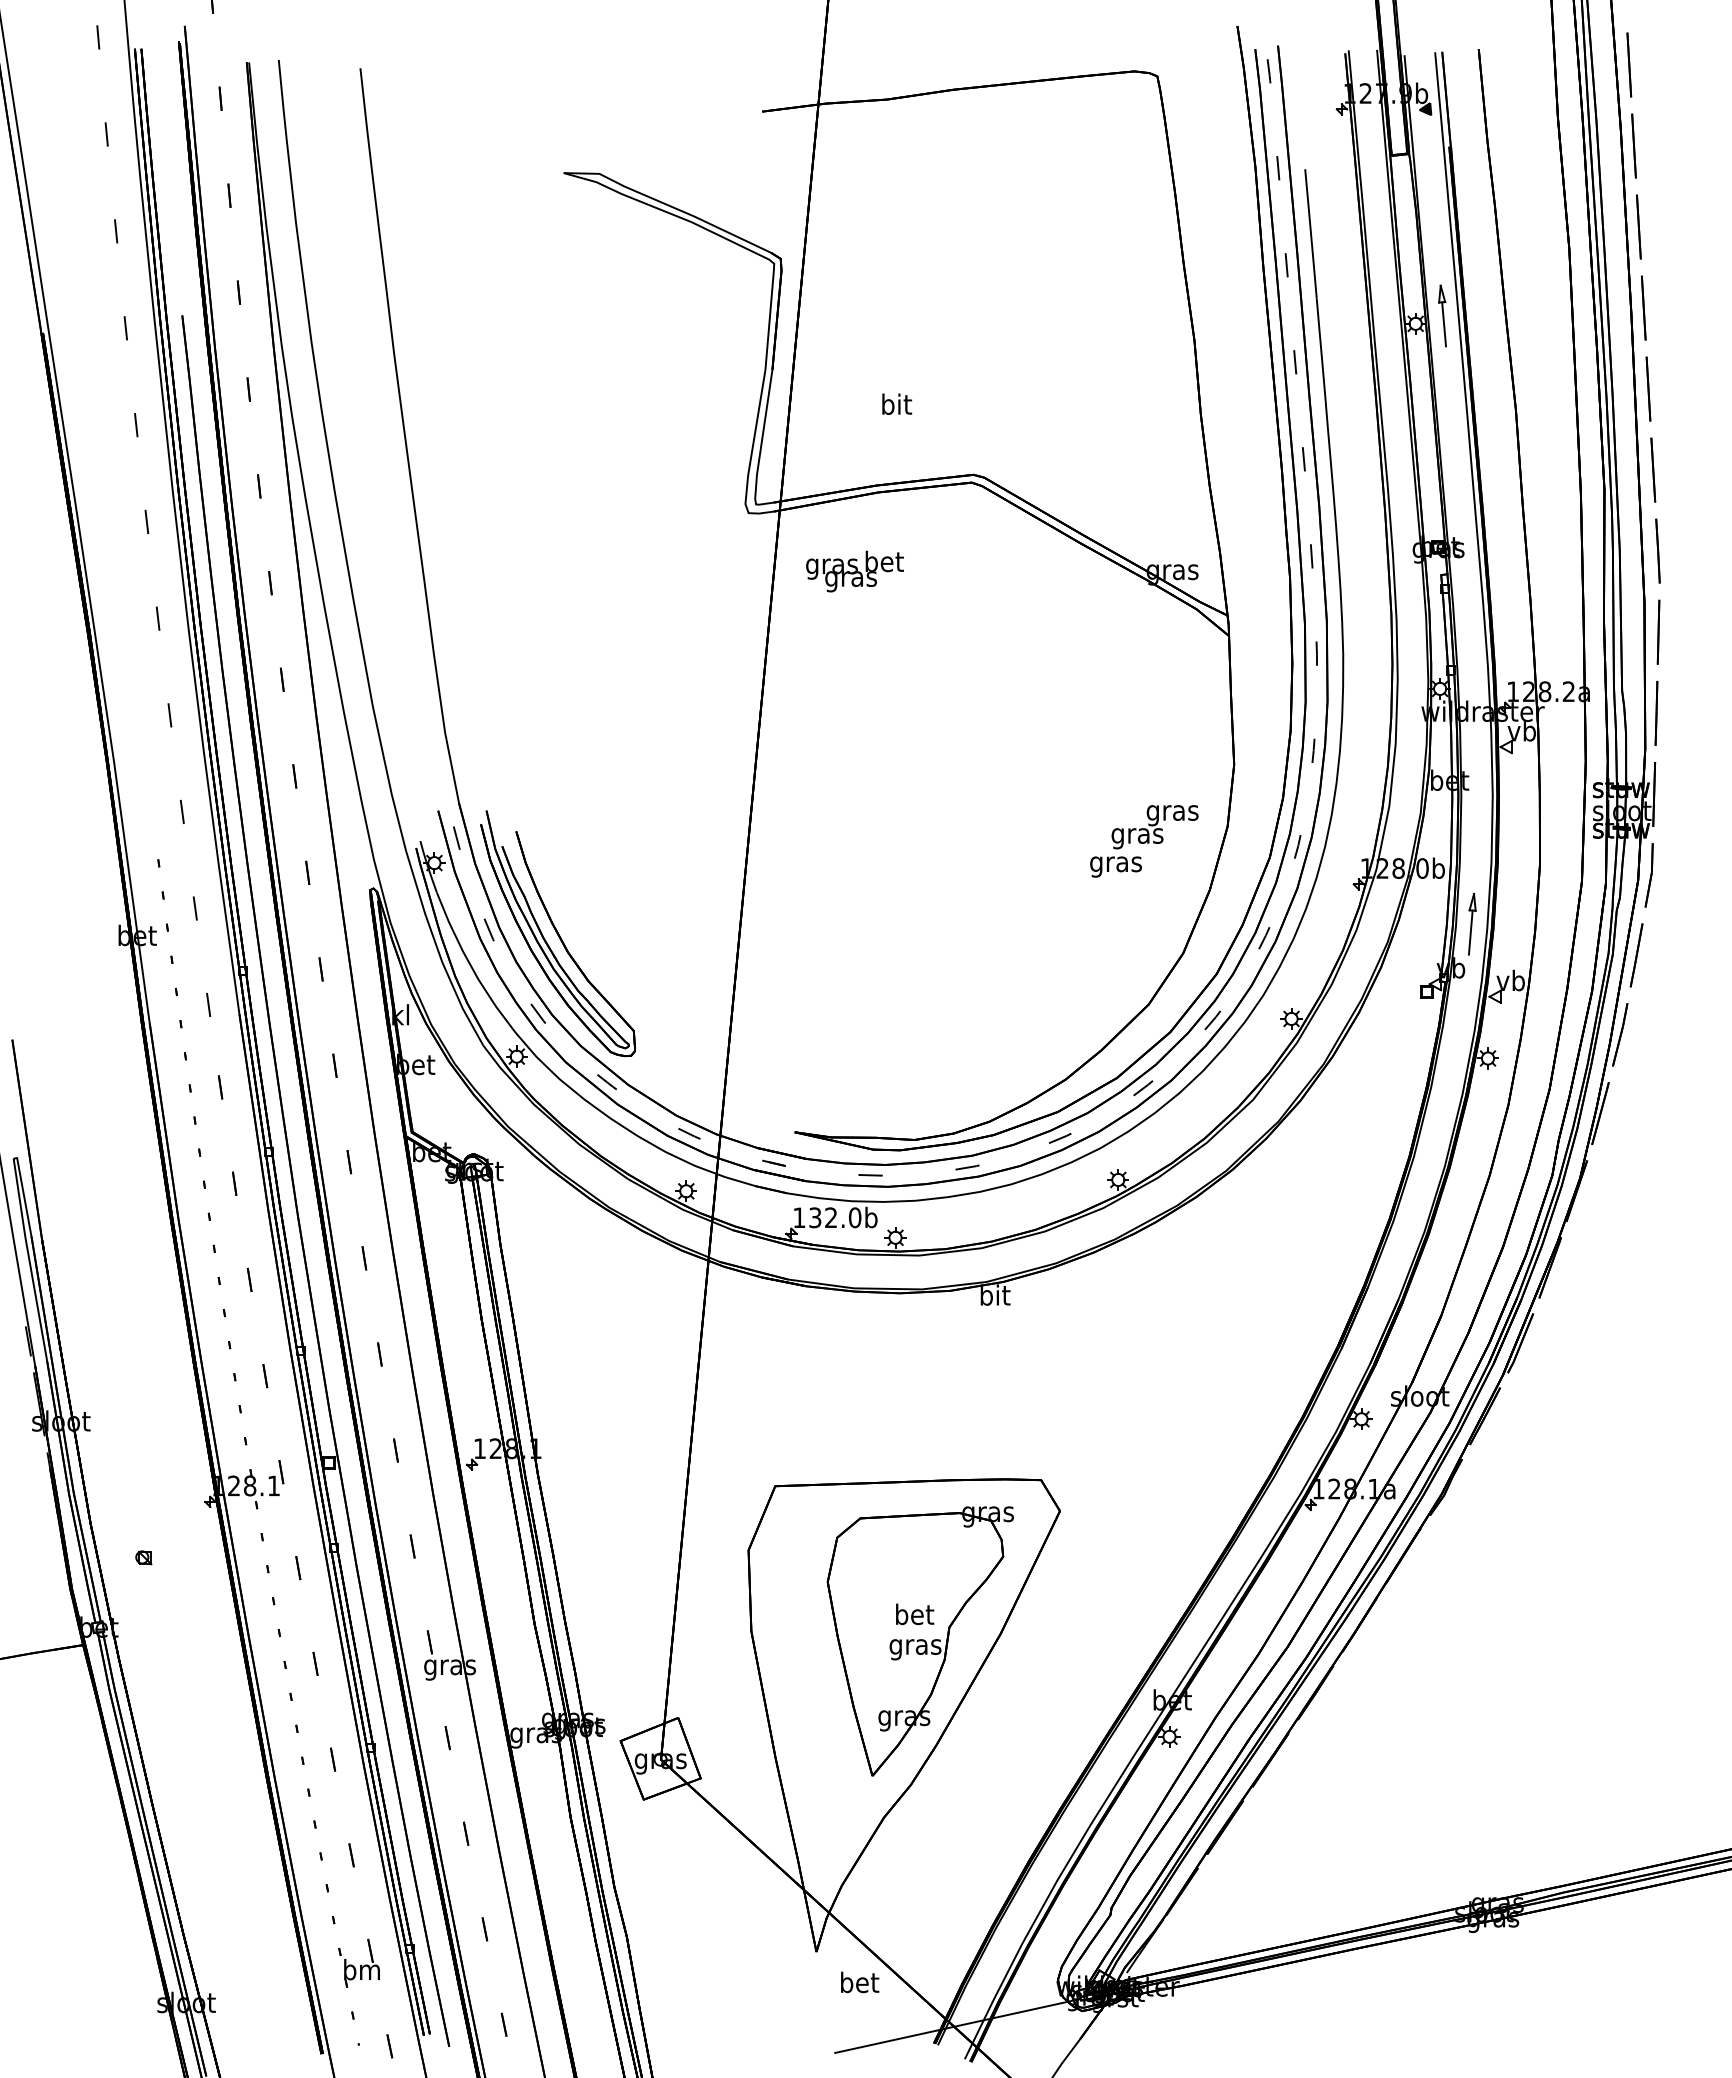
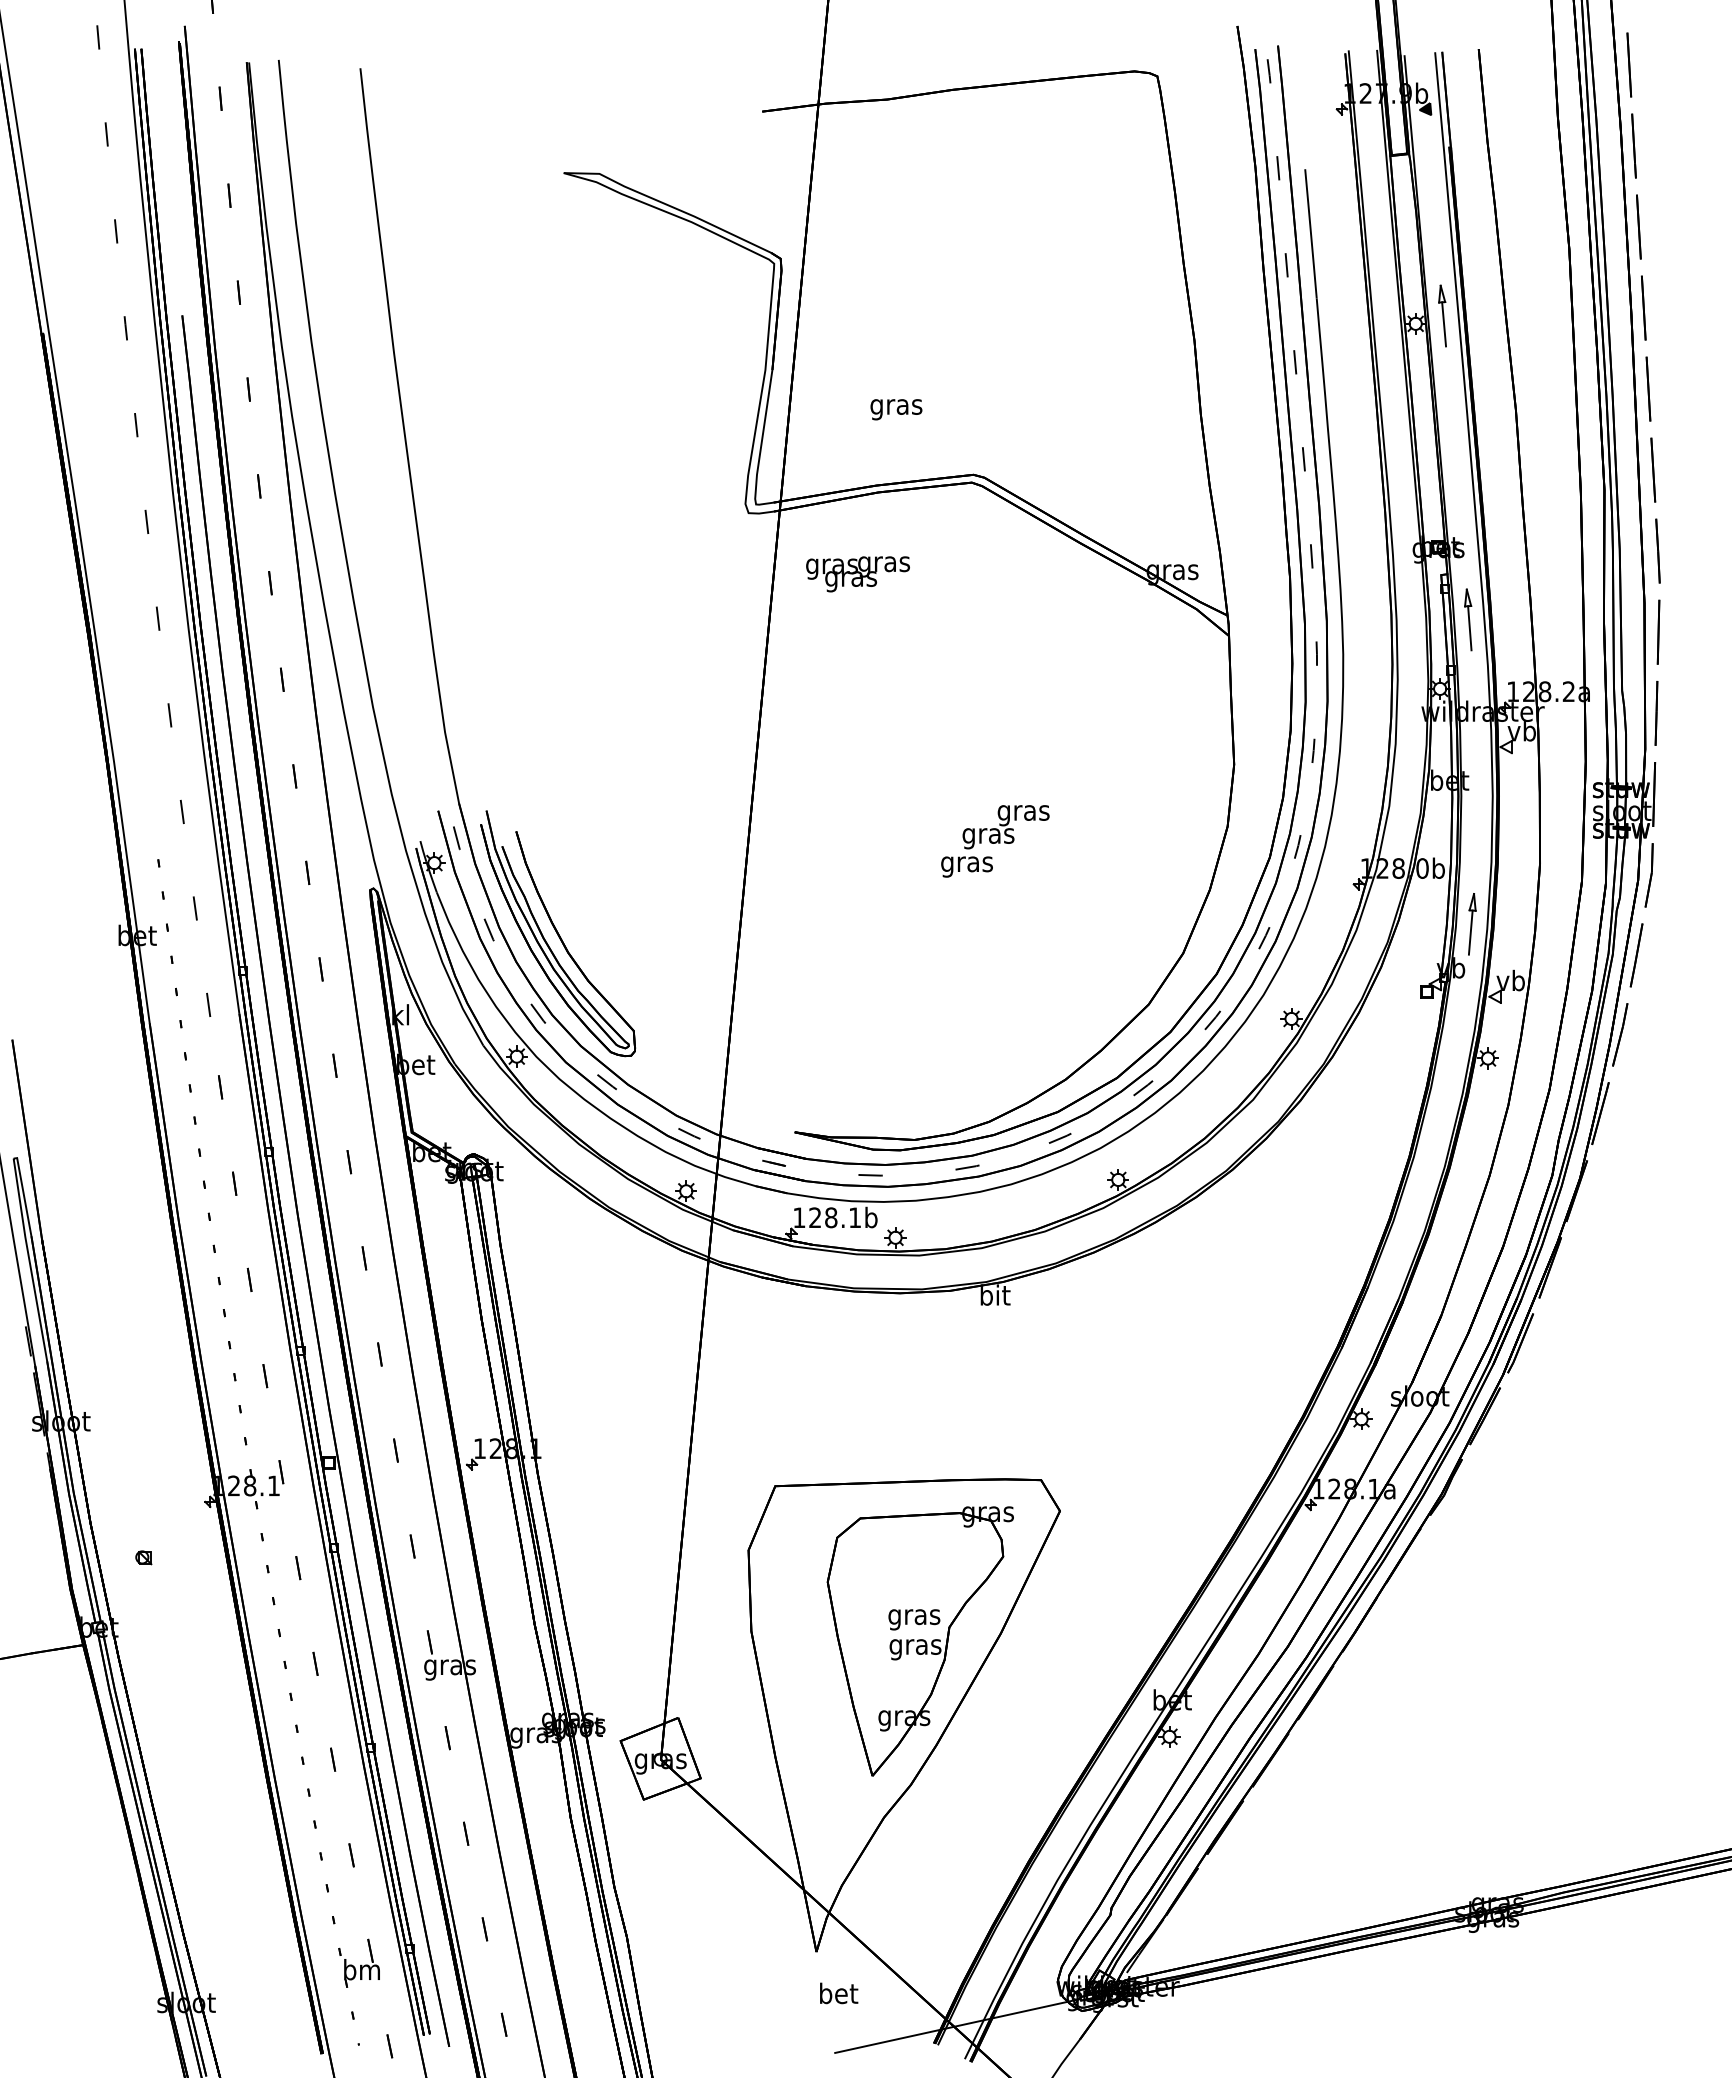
text: bit -> gras (896, 406)
text: bet -> gras (883, 563)
part: none -> present (1468, 619)
text position: (1144, 841) -> (995, 841) (995, 841)
text: 132.0b -> 128.1b (835, 1217)
text: bet -> gras (914, 1616)
text position: (860, 1982) -> (839, 1993) (839, 1993)
